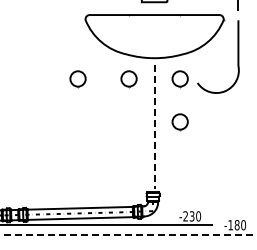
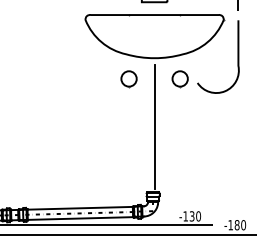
part: present -> none (77, 79)
part: present -> none (179, 122)
line: dashed -> solid (154, 127)
text: -230 -> -130 (185, 216)
line: dashed -> solid (128, 235)
